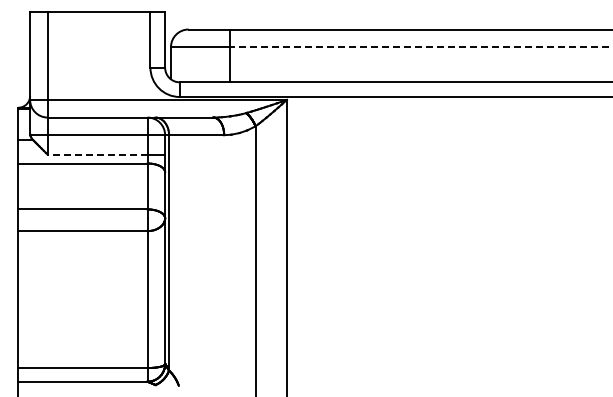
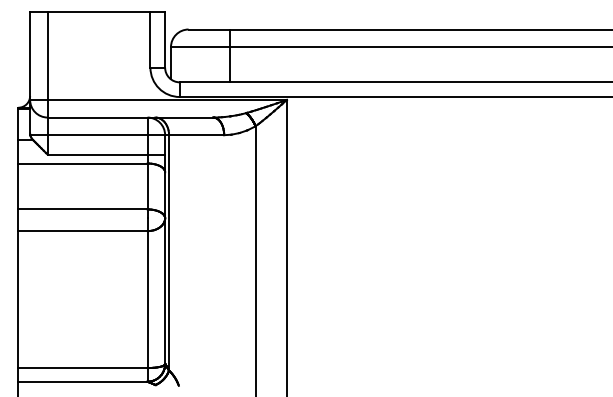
line: dashed -> solid (420, 47)
line: dashed -> solid (97, 154)
